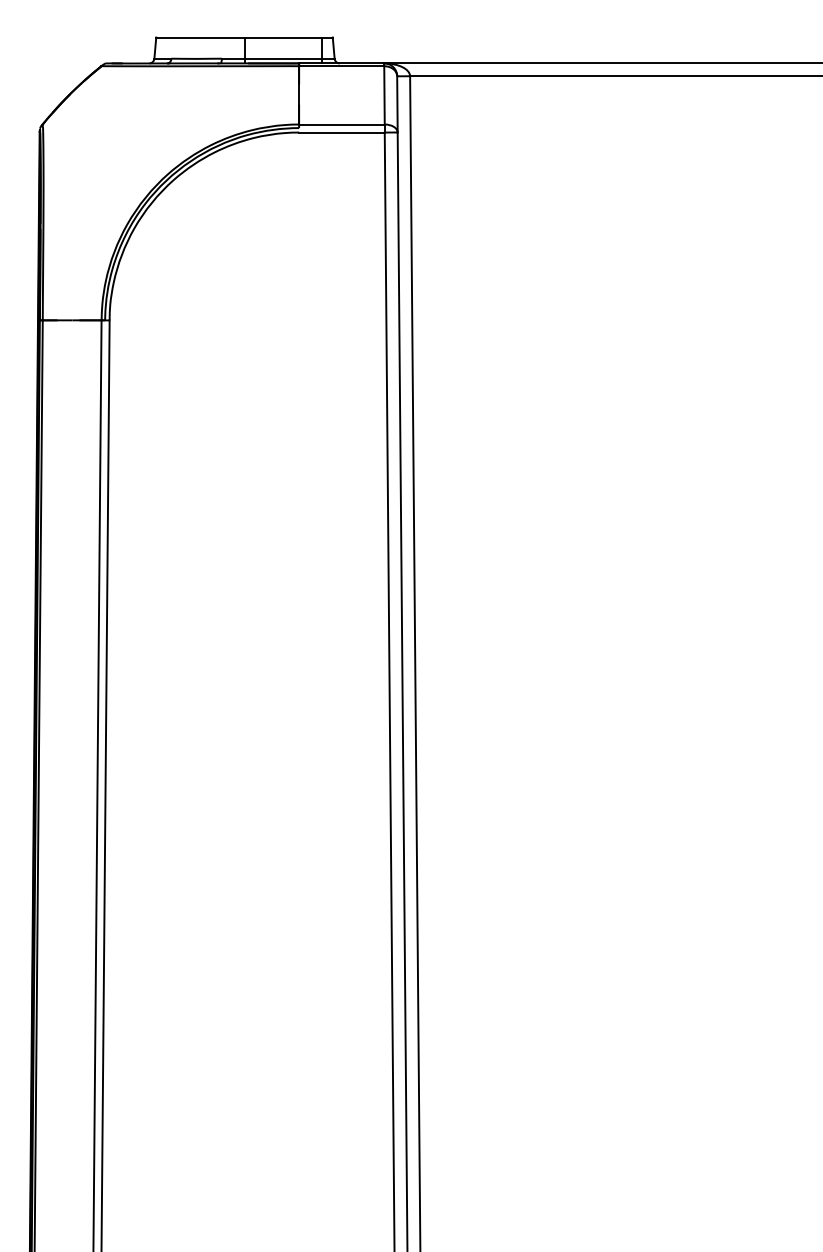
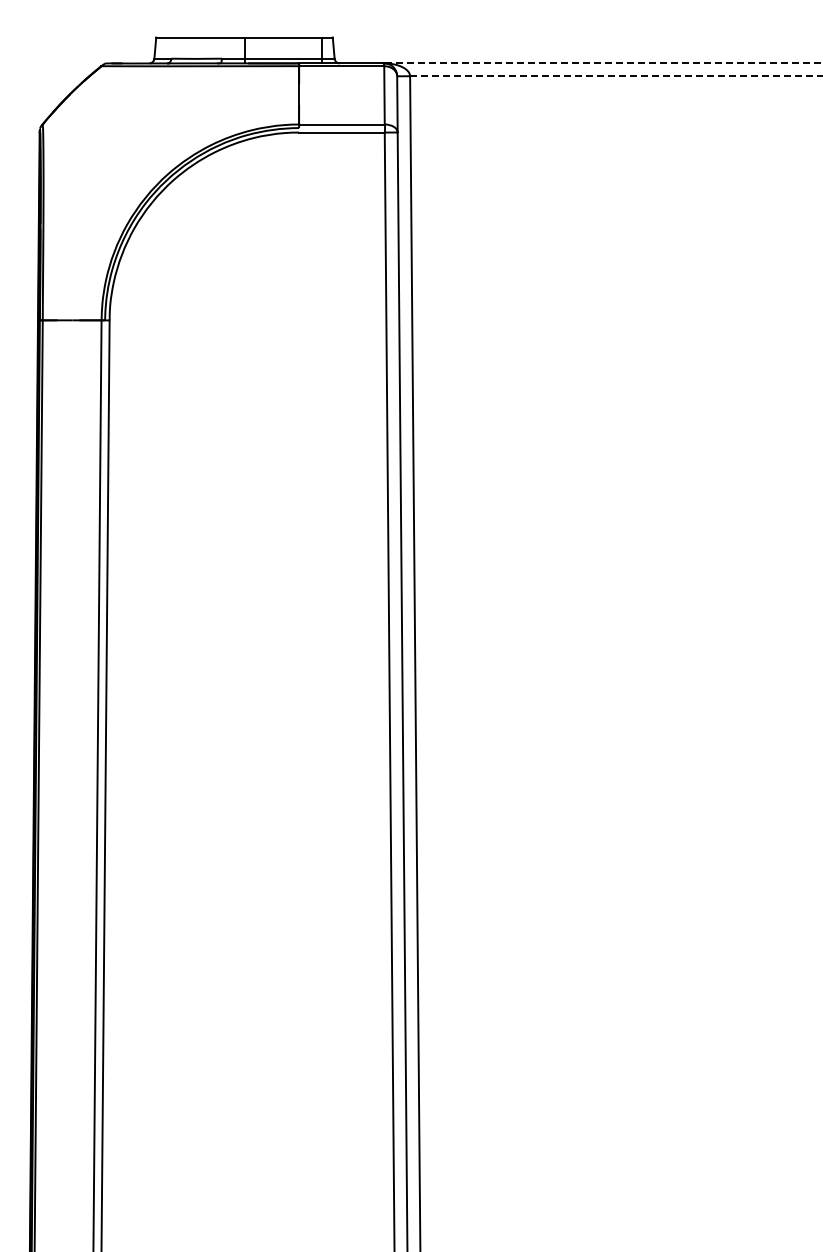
line: solid -> dashed (603, 63)
line: solid -> dashed (617, 76)
